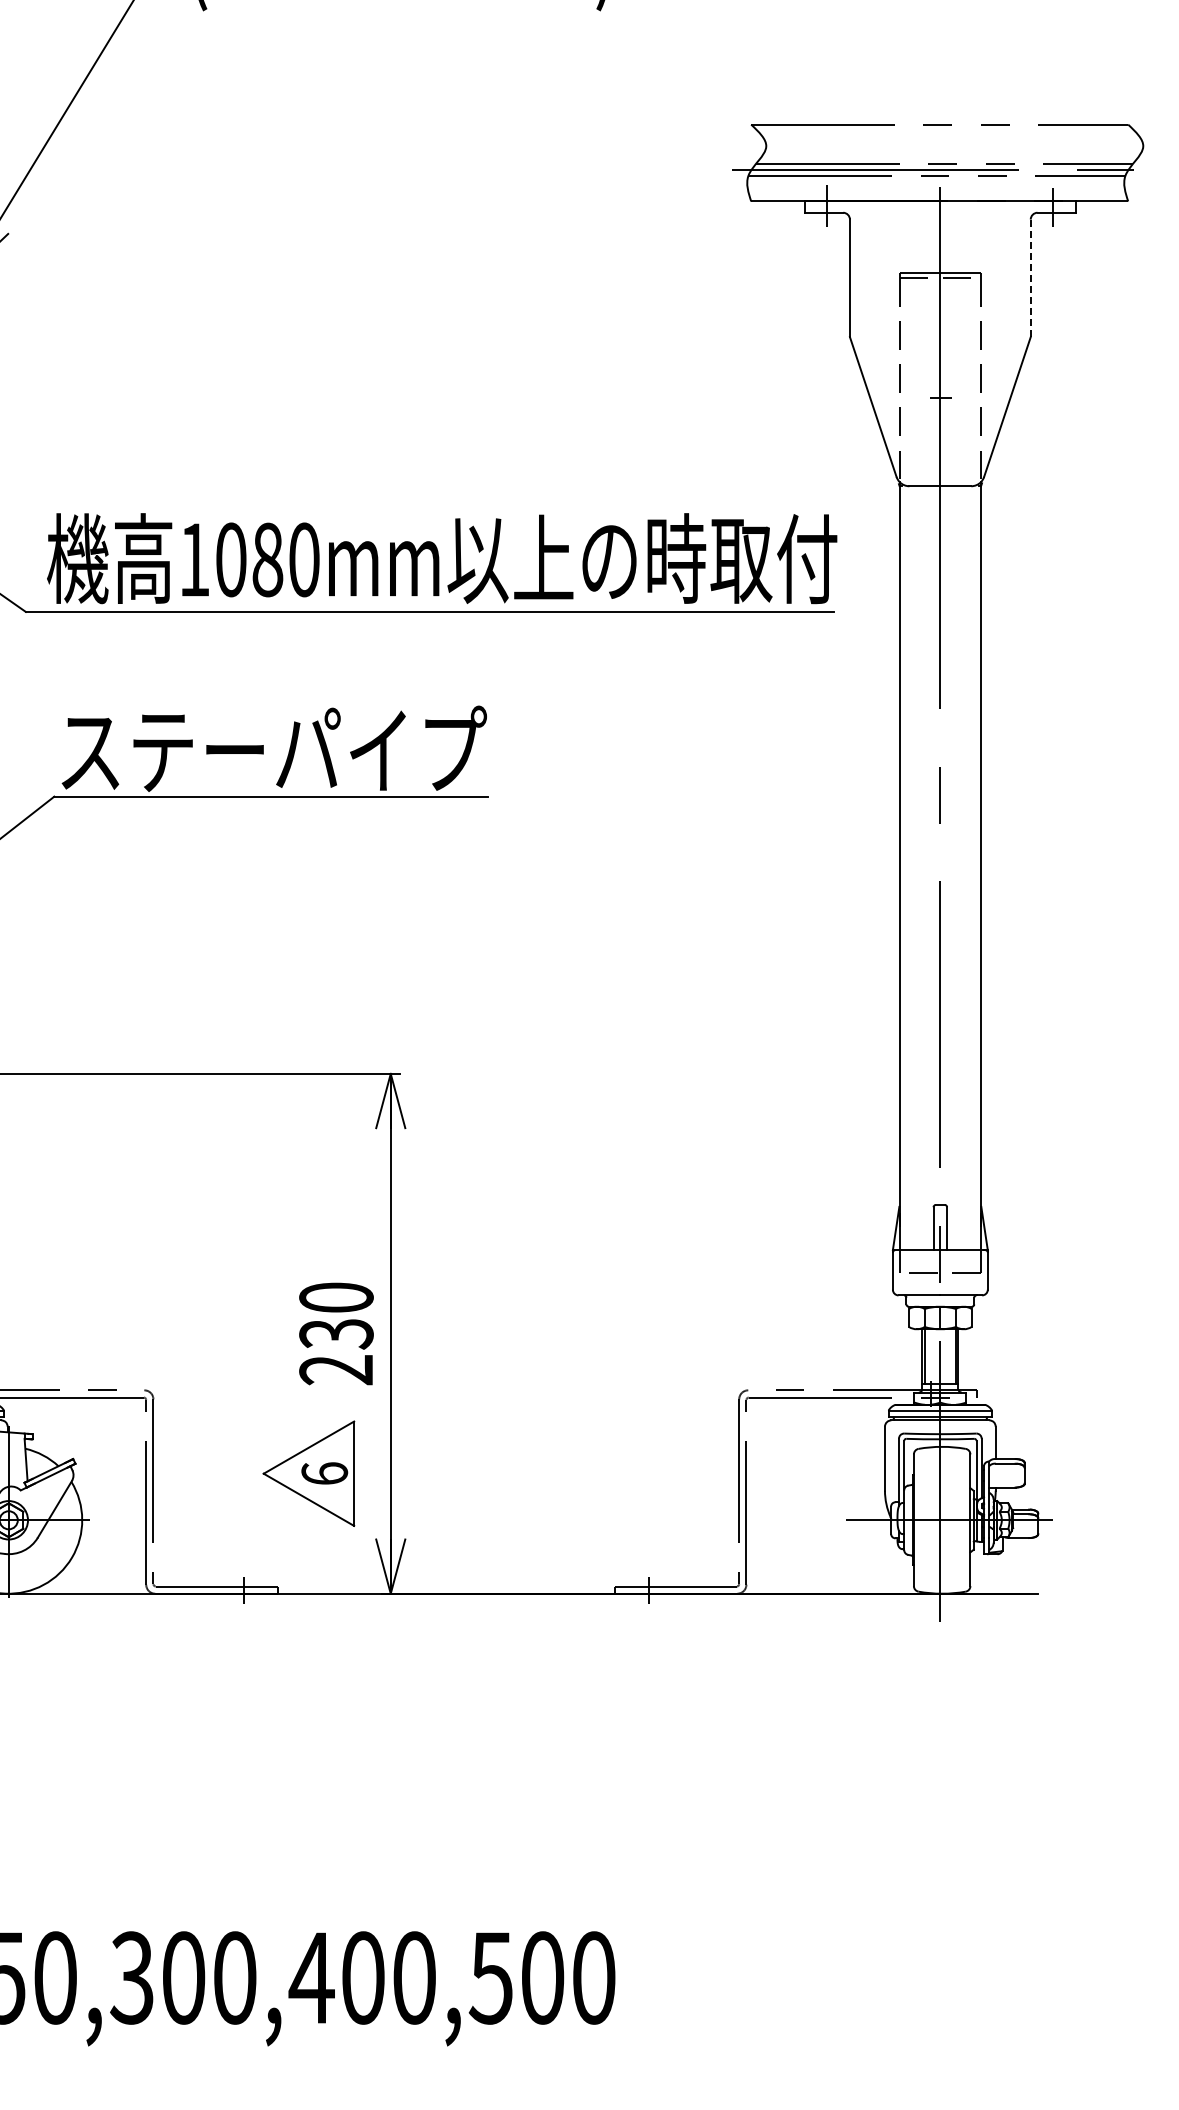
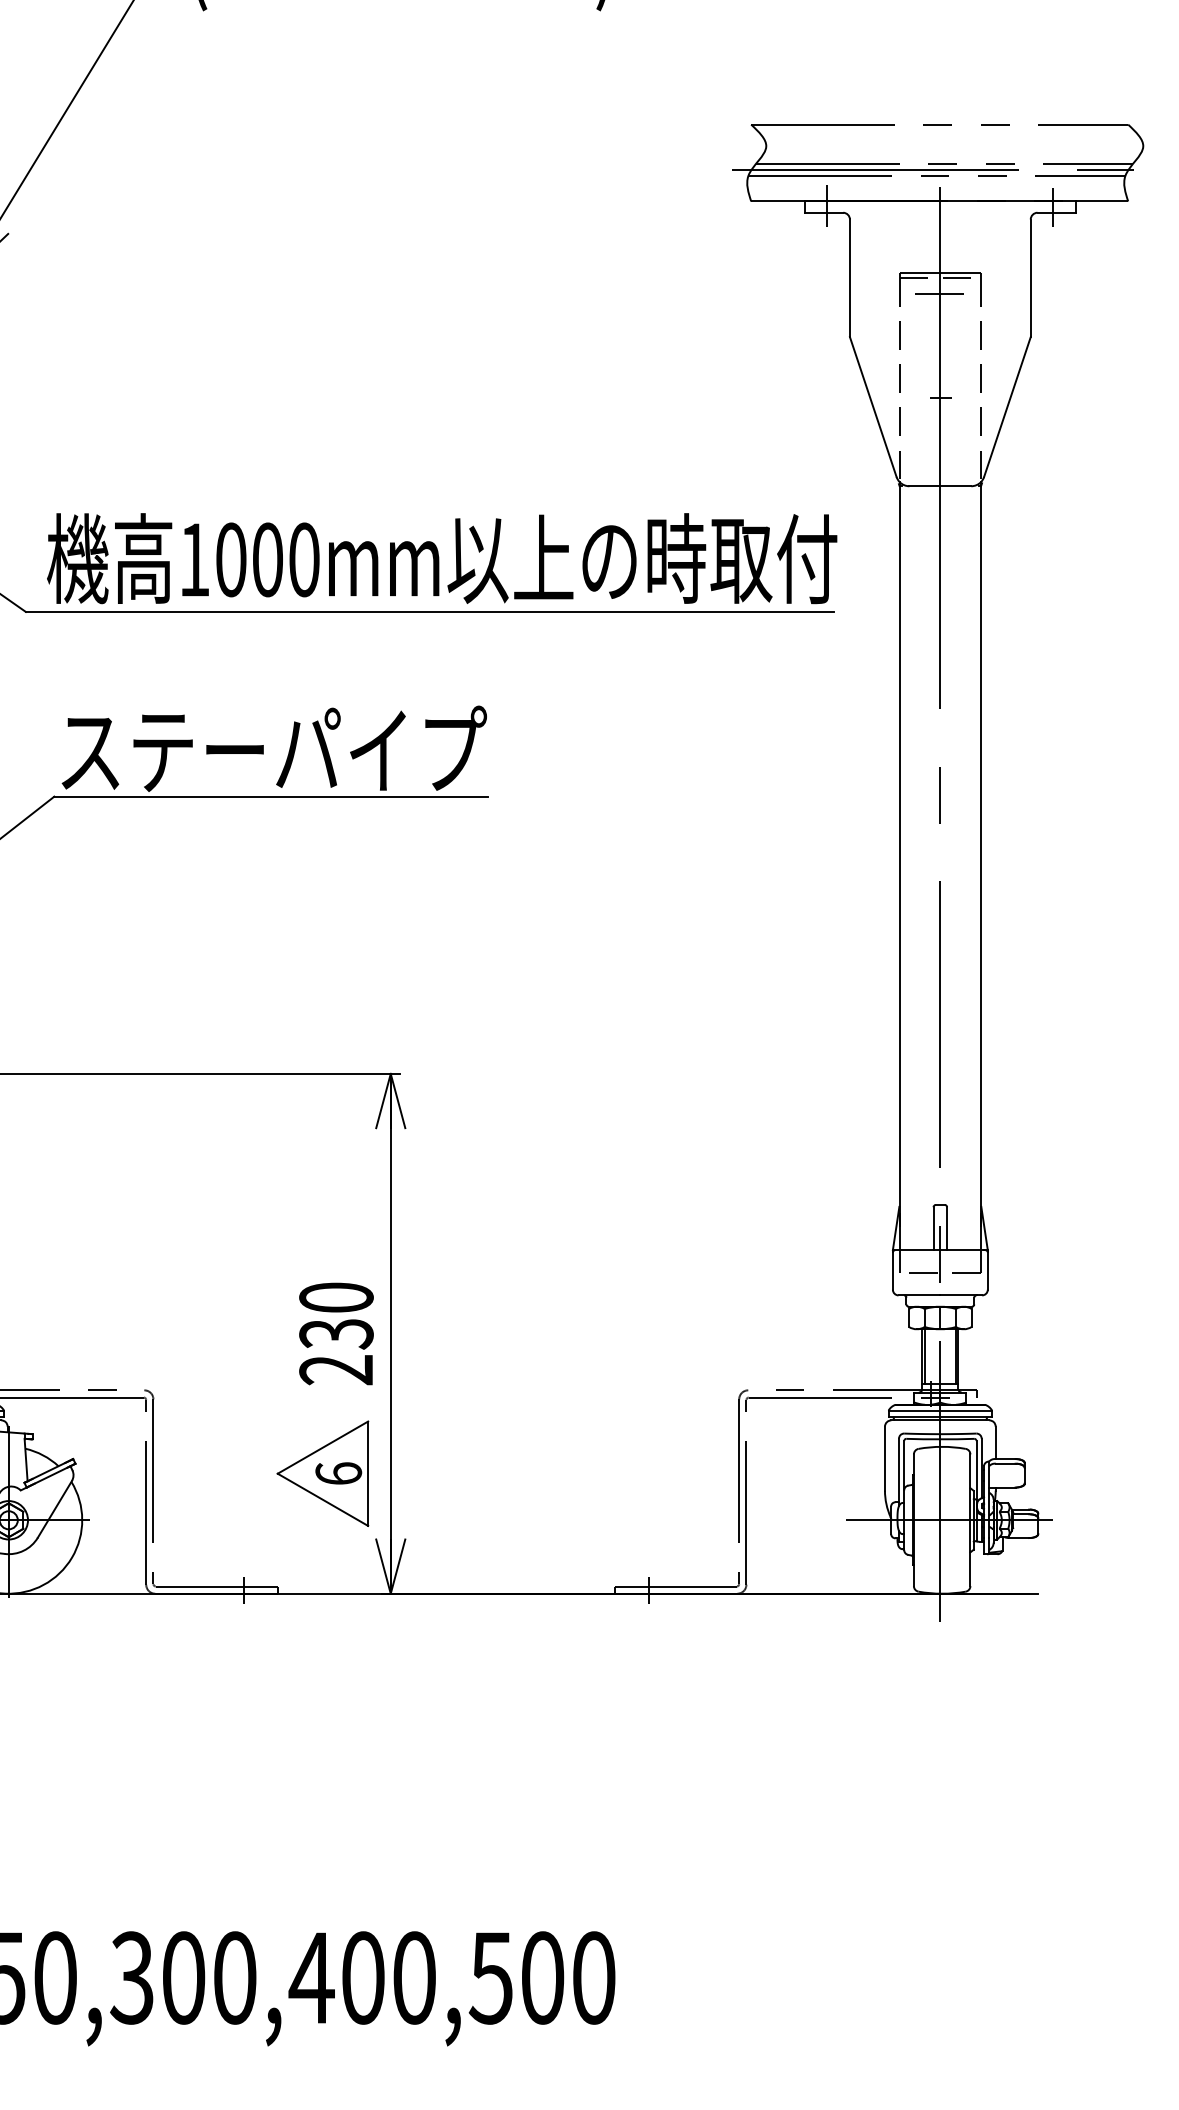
line: dashed -> solid (1030, 278)
line: none -> present (938, 294)
text: 1080mm -> 1000mm (267, 559)
part position: (308, 1473) -> (322, 1473) (322, 1473)
